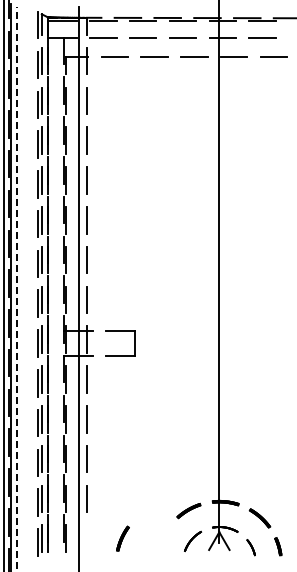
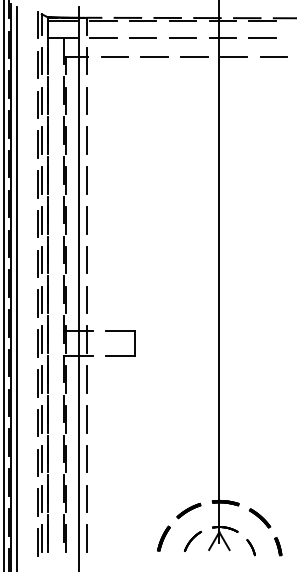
line: dashed -> solid (16, 288)
line: none -> present (86, 538)
part position: (122, 538) -> (163, 538) (163, 538)
